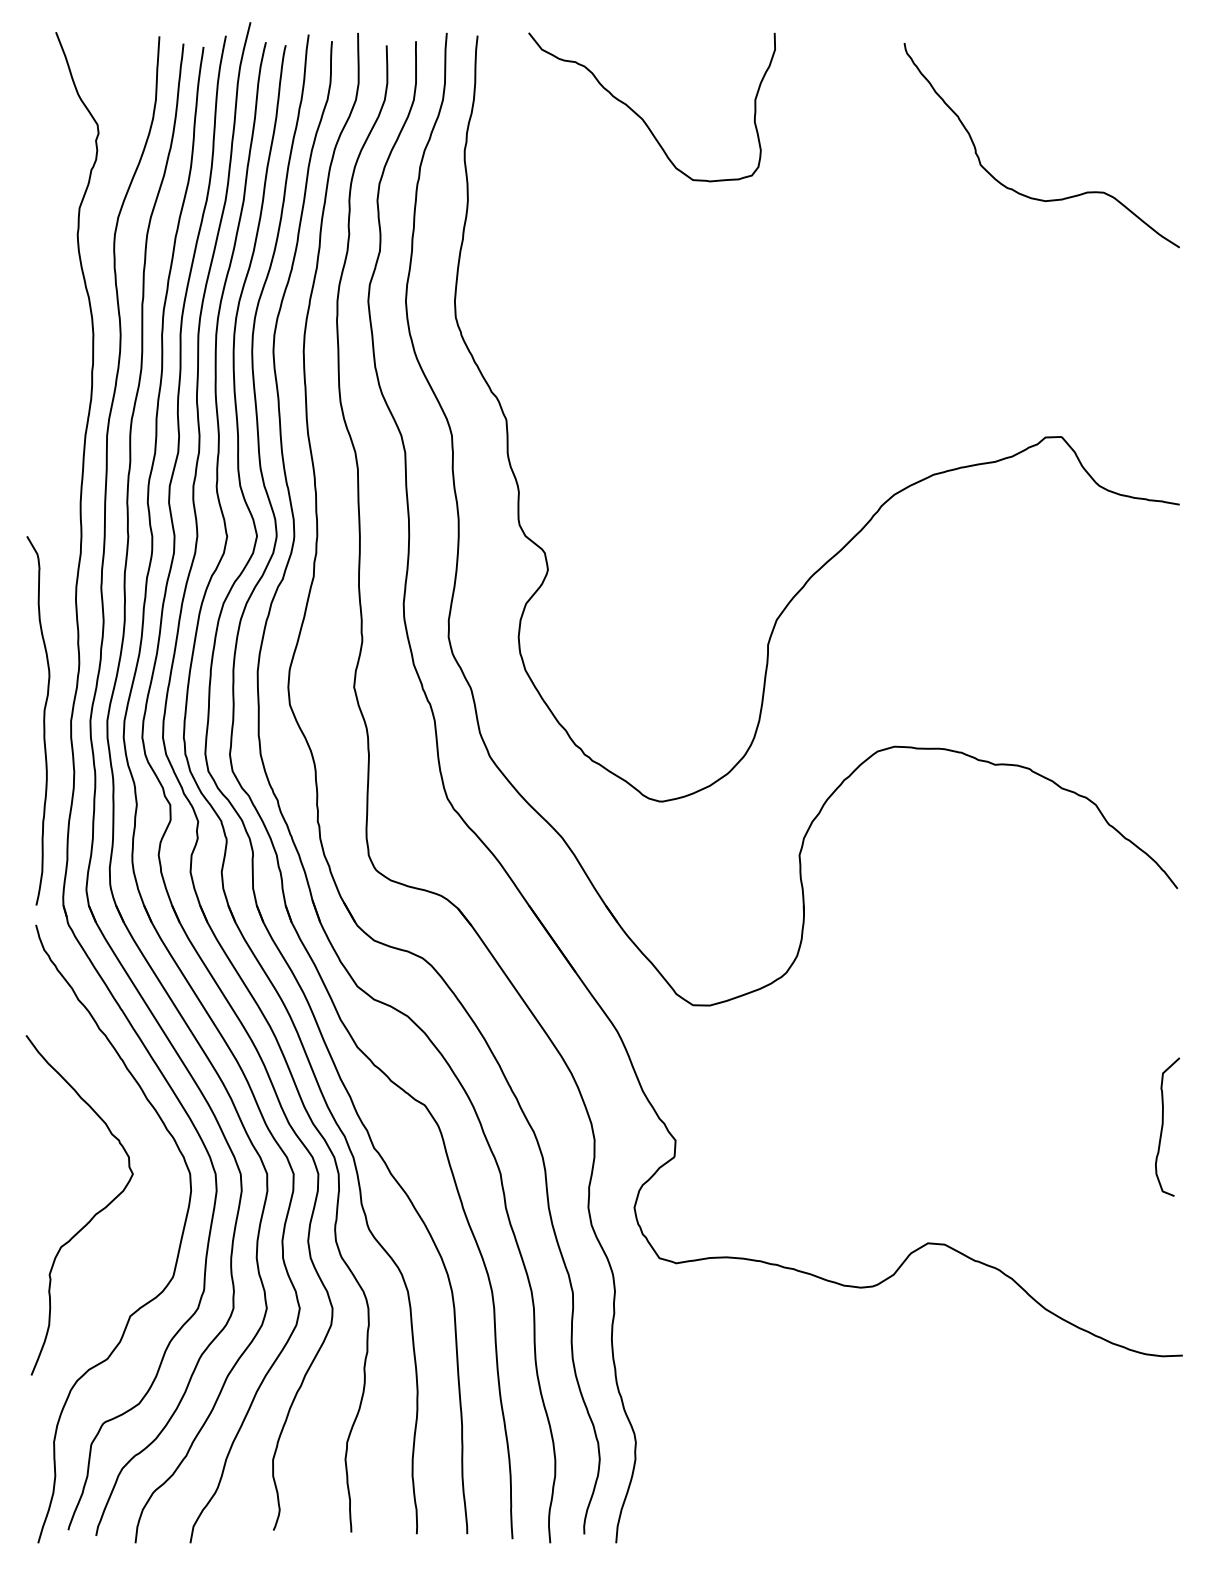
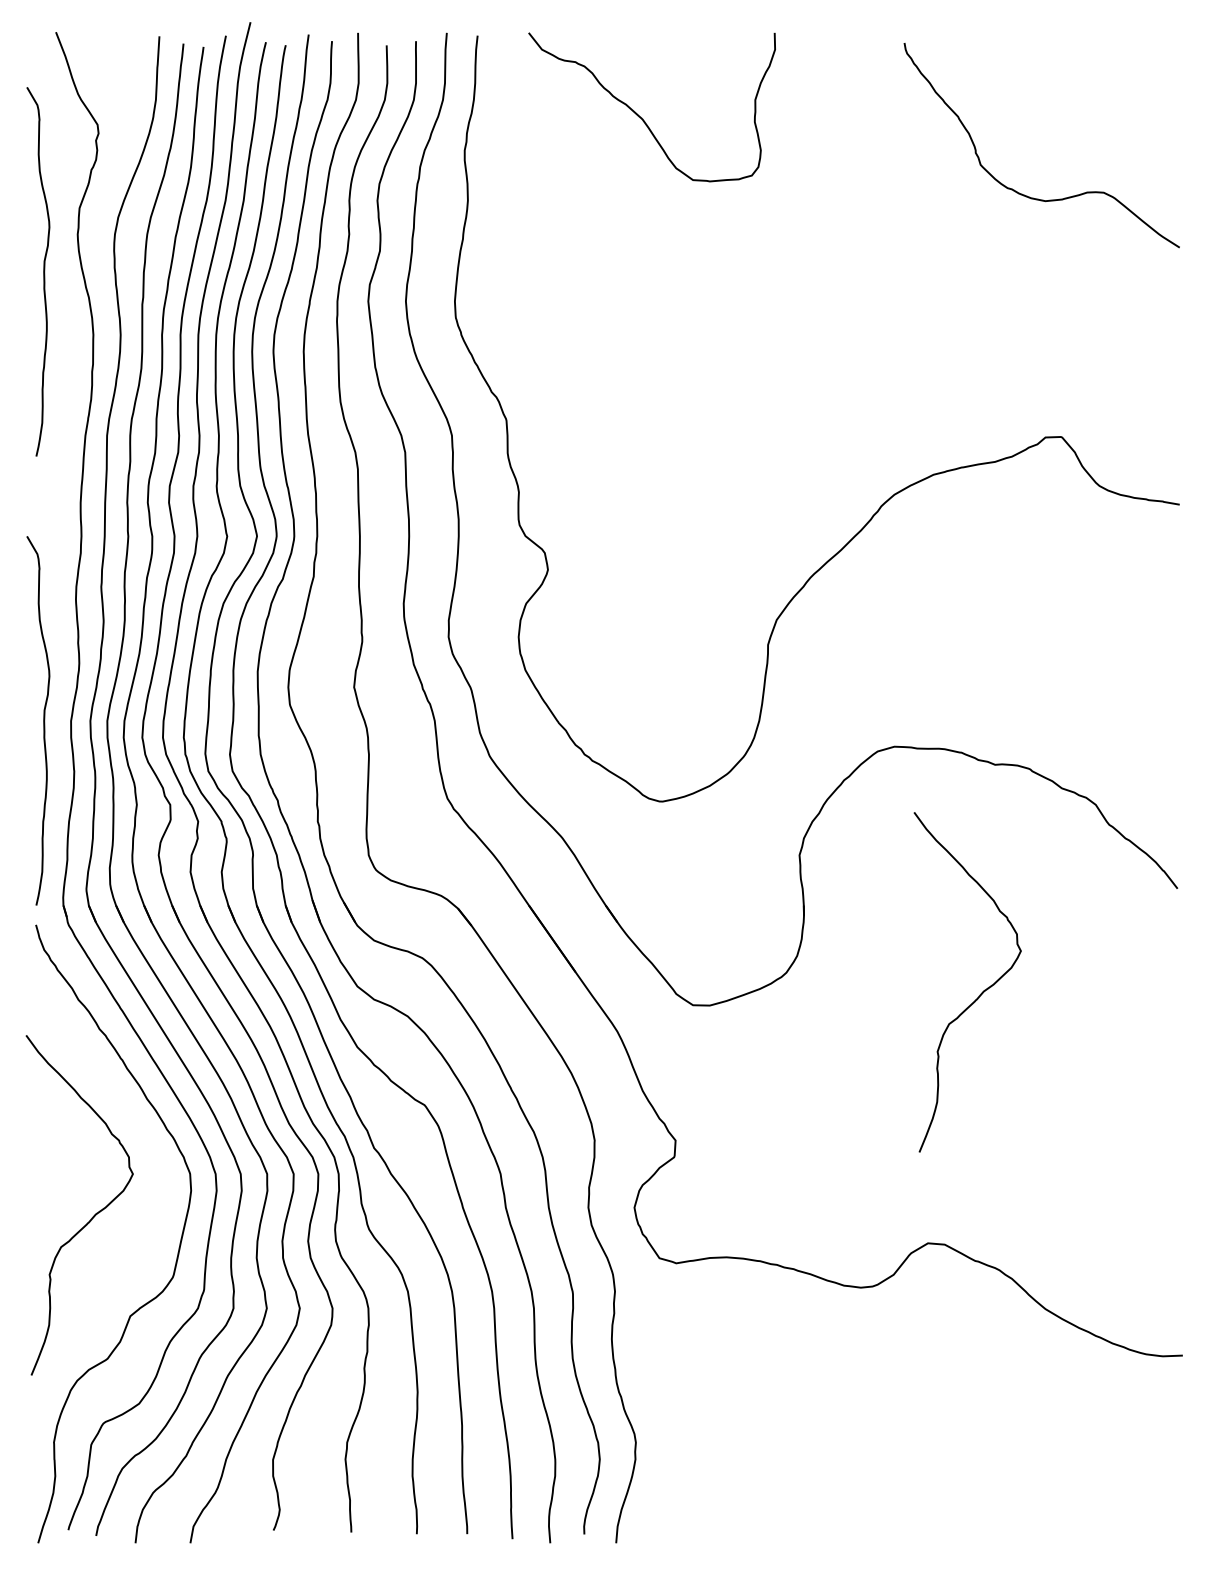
curve: none -> present (43, 271)
curve: none -> present (979, 994)
curve: present -> none (1163, 1126)
